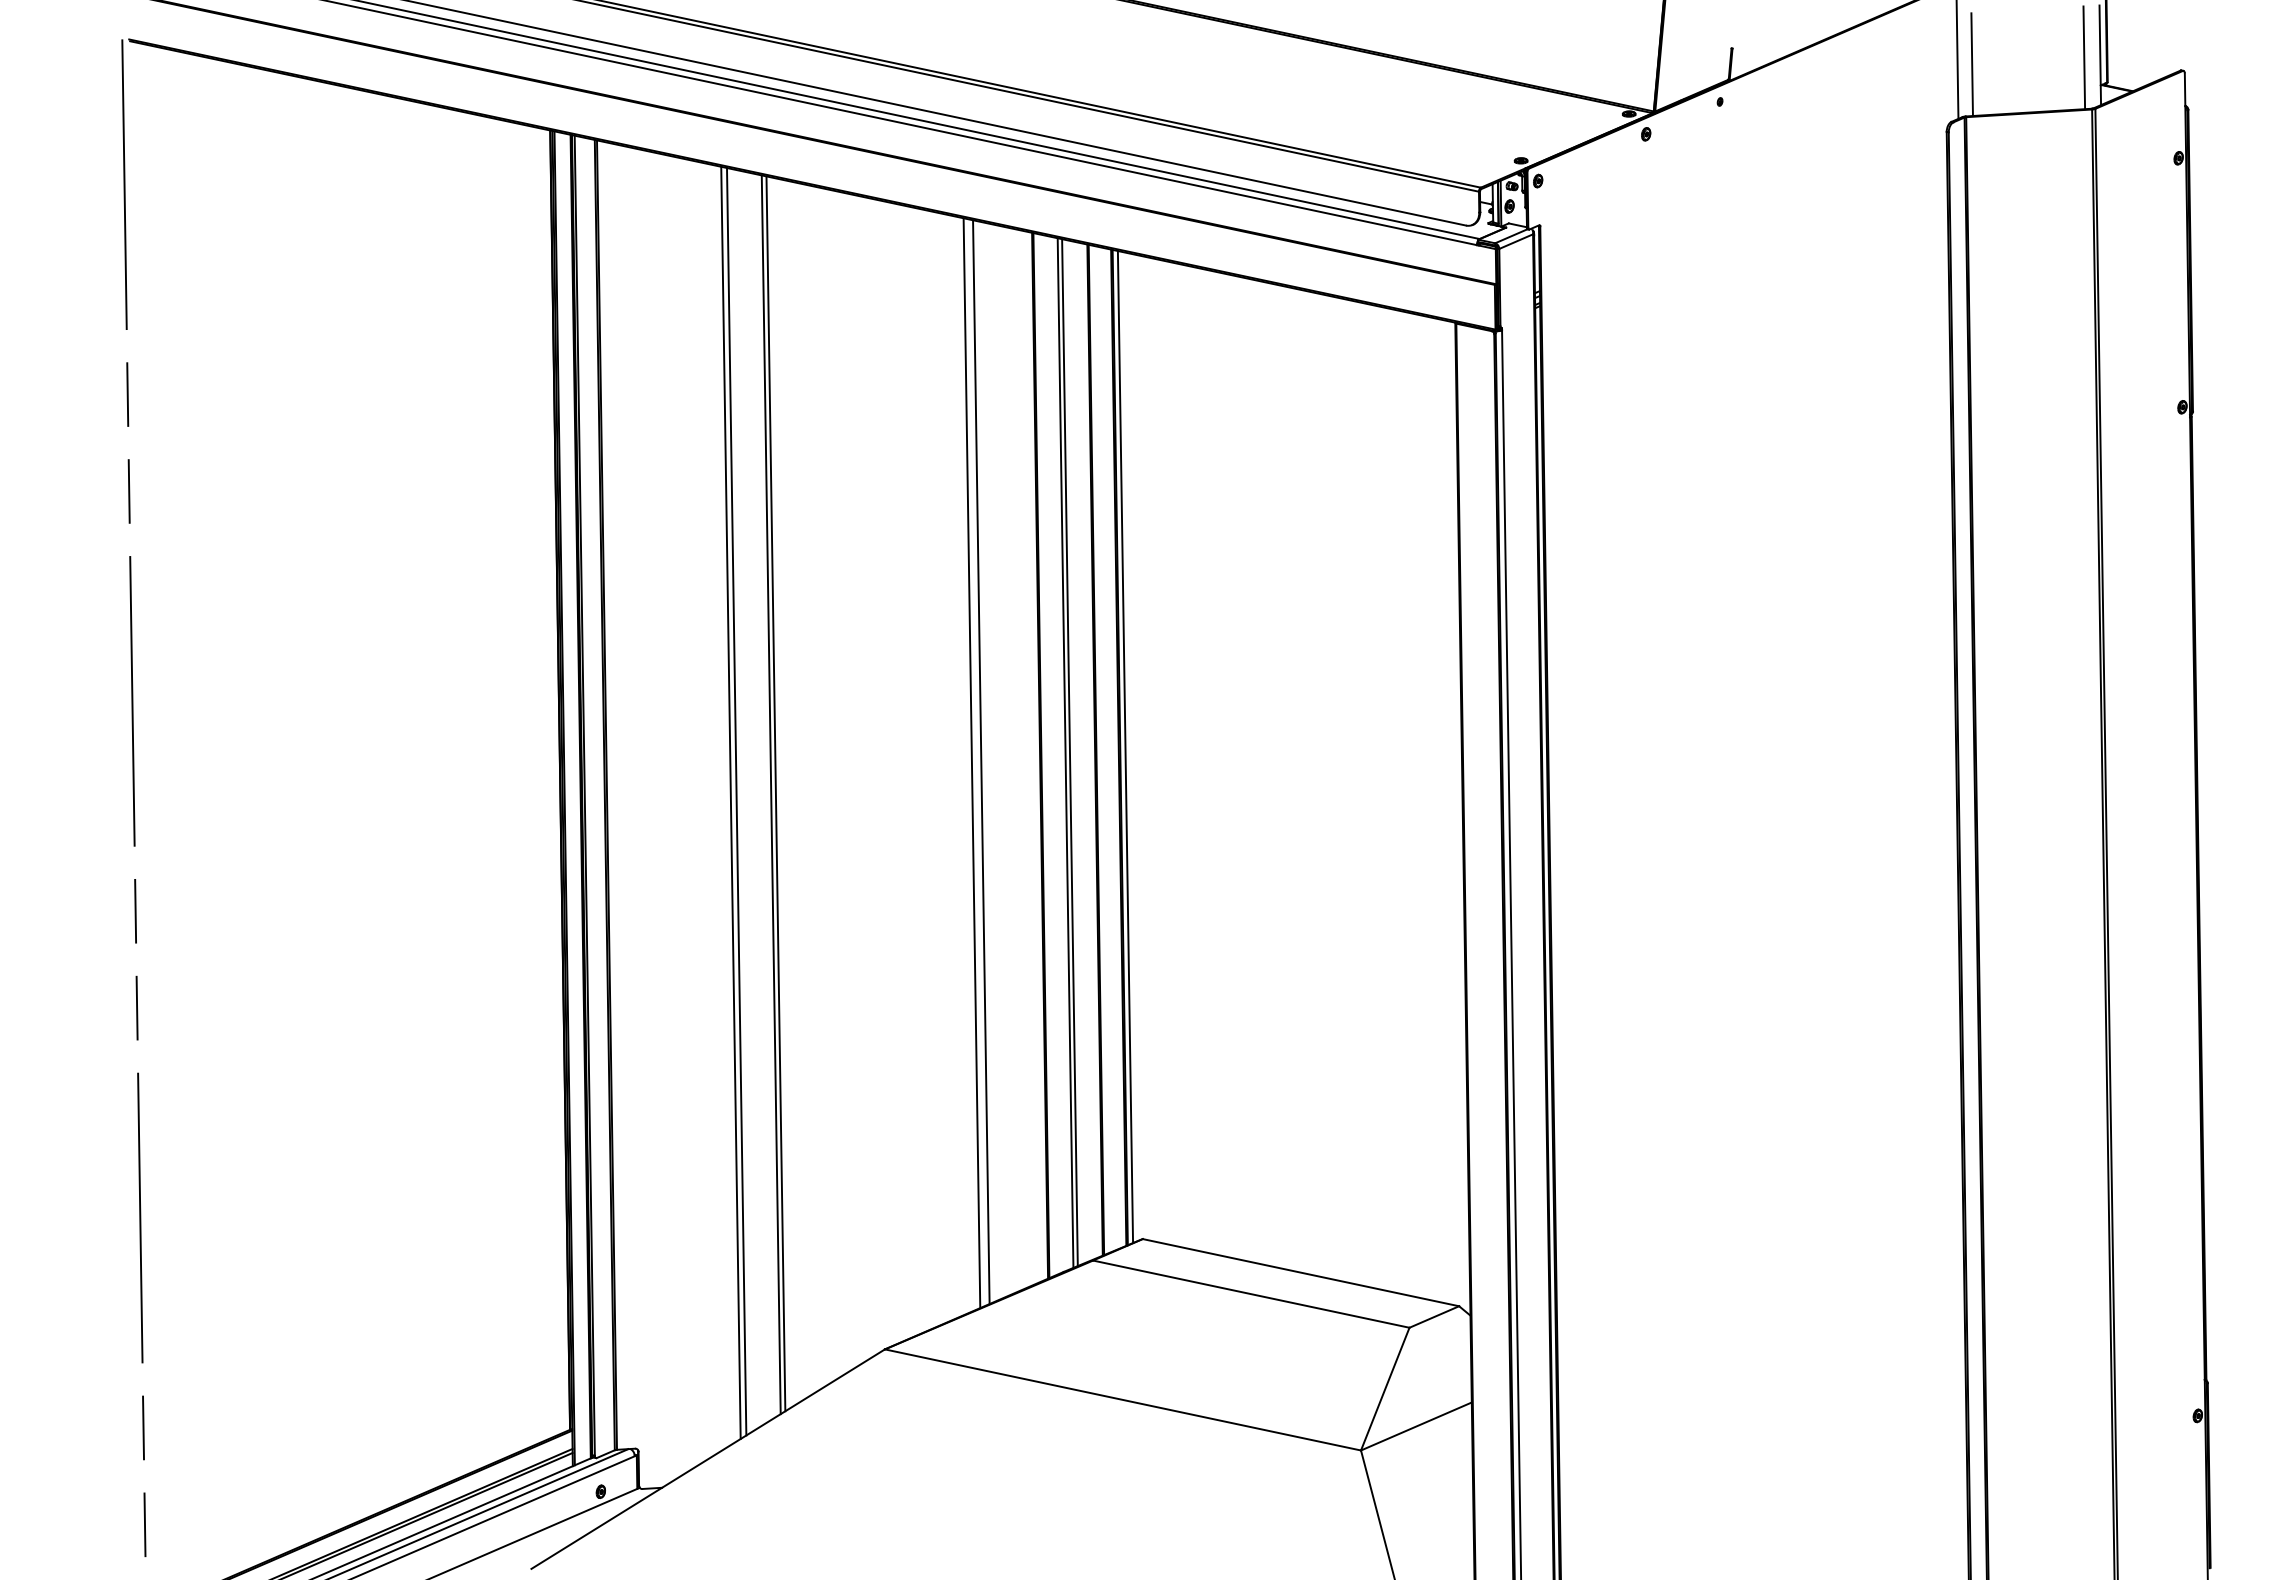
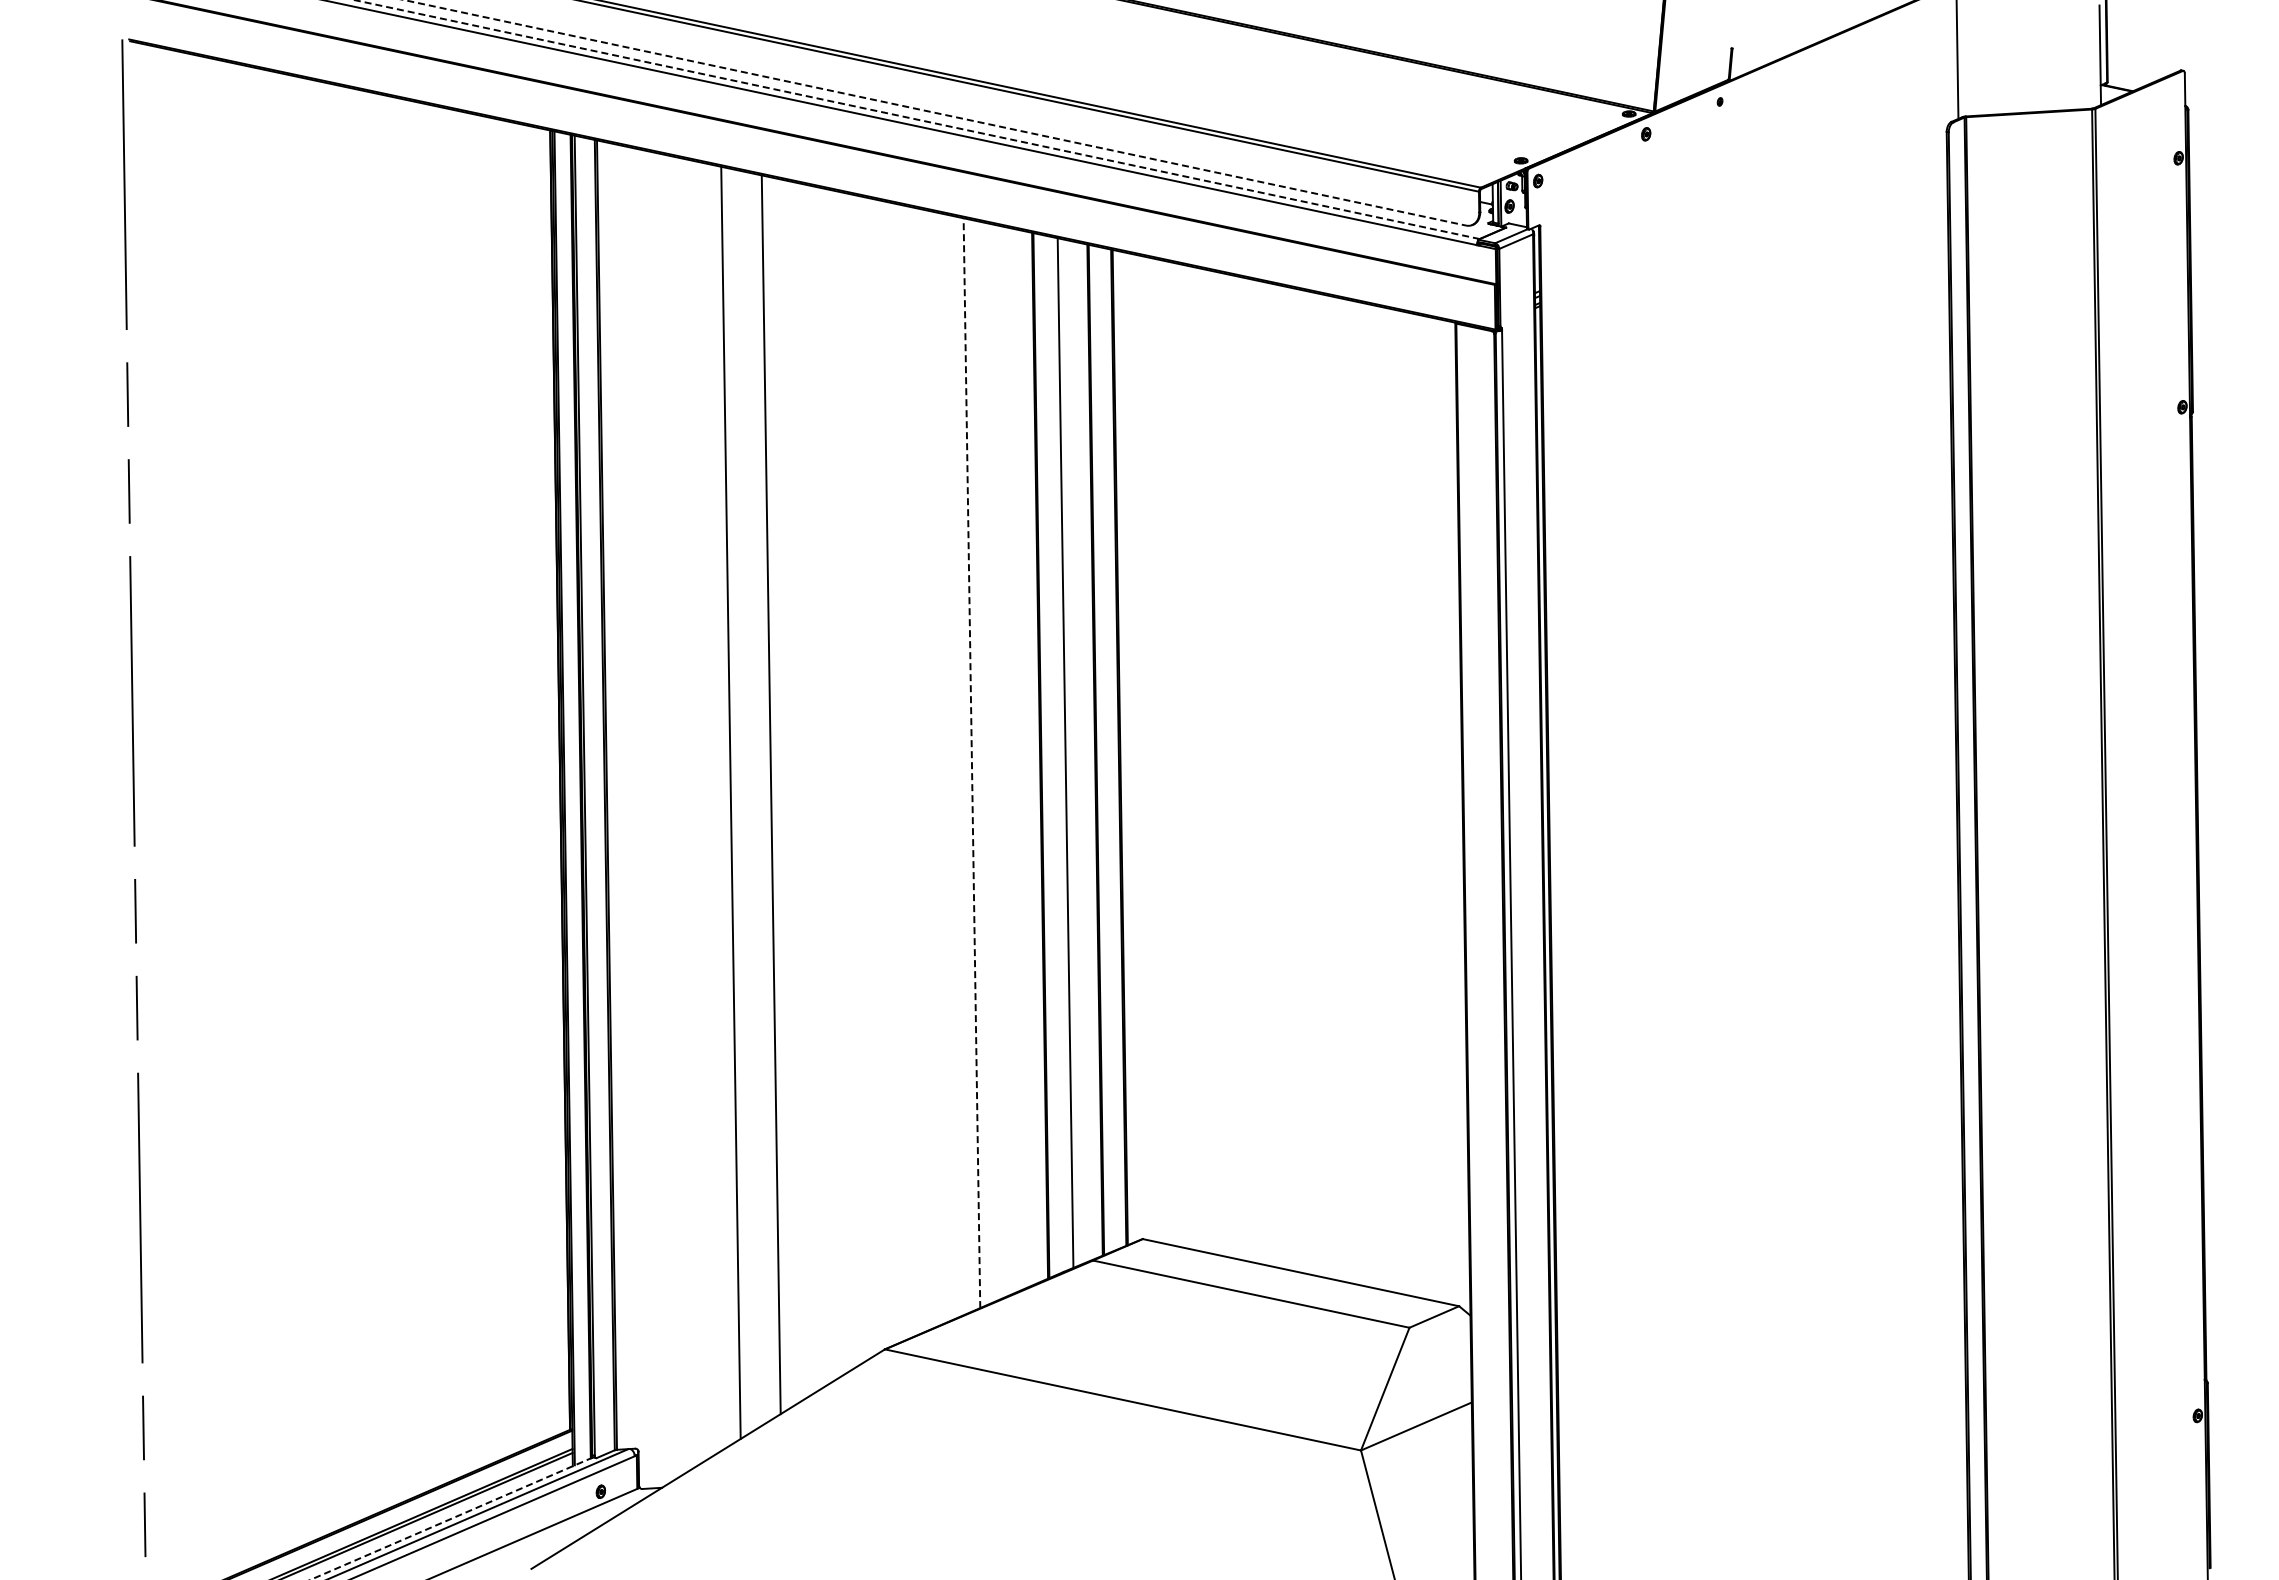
line: present -> none (2084, 57)
line: present -> none (1971, 64)
line: solid -> dashed (935, 112)
line: solid -> dashed (916, 119)
line: present -> none (1125, 747)
line: present -> none (1069, 752)
line: present -> none (981, 762)
line: solid -> dashed (971, 763)
line: present -> none (775, 793)
line: present -> none (736, 801)
line: solid -> dashed (451, 1518)
